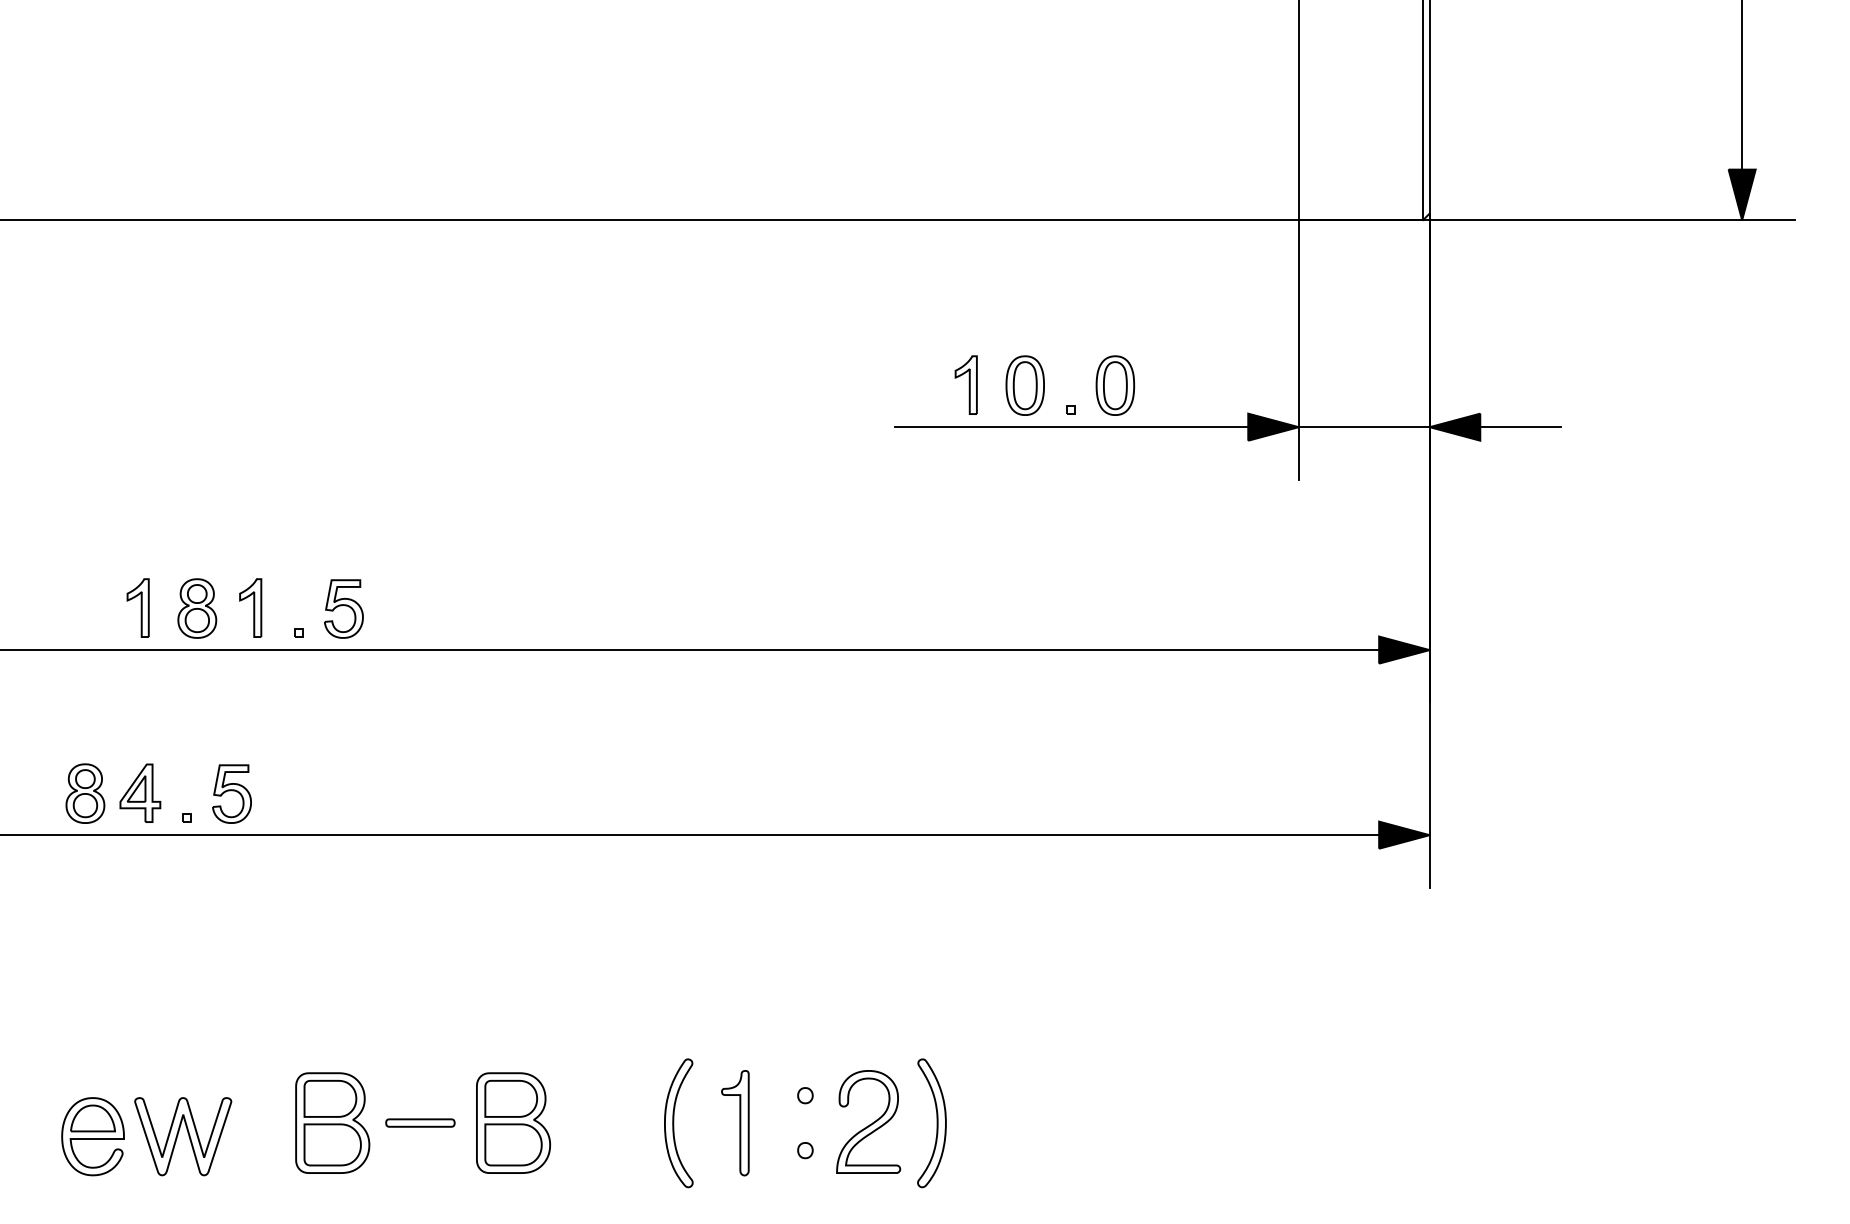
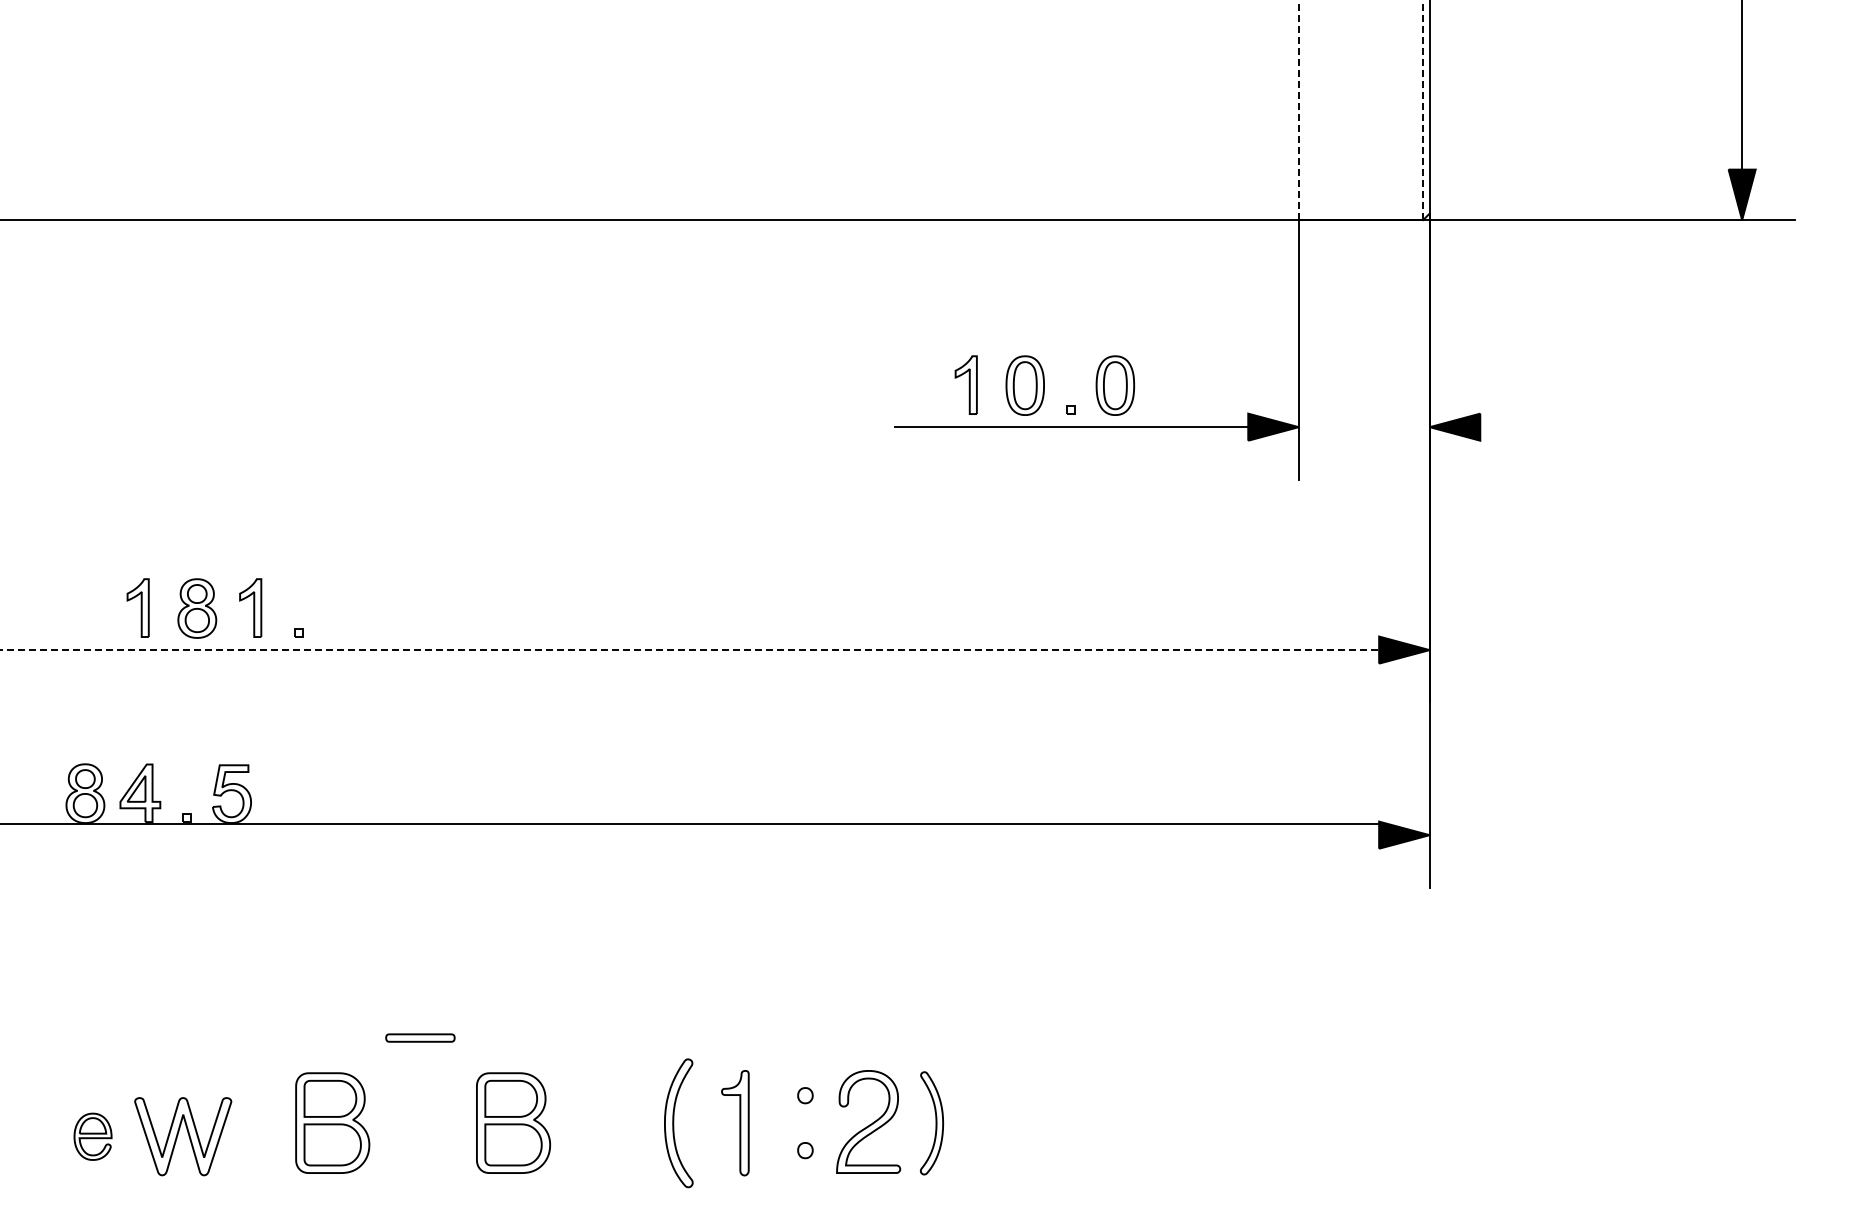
line: solid -> dashed (1298, 110)
line: solid -> dashed (1423, 110)
line: present -> none (1363, 427)
line: present -> none (1520, 427)
part: present -> none (343, 608)
line: solid -> dashed (690, 650)
line position: (690, 835) -> (690, 824) (690, 824)
part position: (420, 1122) -> (420, 1037) (420, 1037)
part size: 30x131 px -> 25x105 px (932, 1123)
part size: 64x80 px -> 40x49 px (92, 1136)
